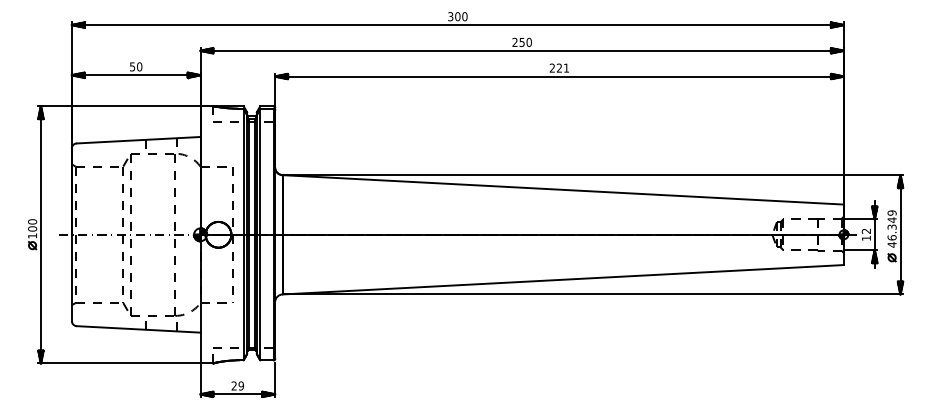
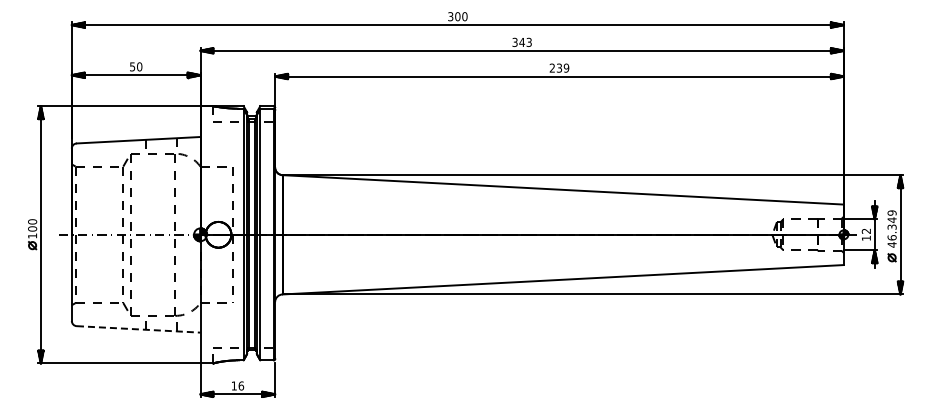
text: 250 -> 343 (521, 42)
text: 221 -> 239 (562, 67)
line: solid -> dashed (138, 329)
text: 29 -> 16 (237, 385)
